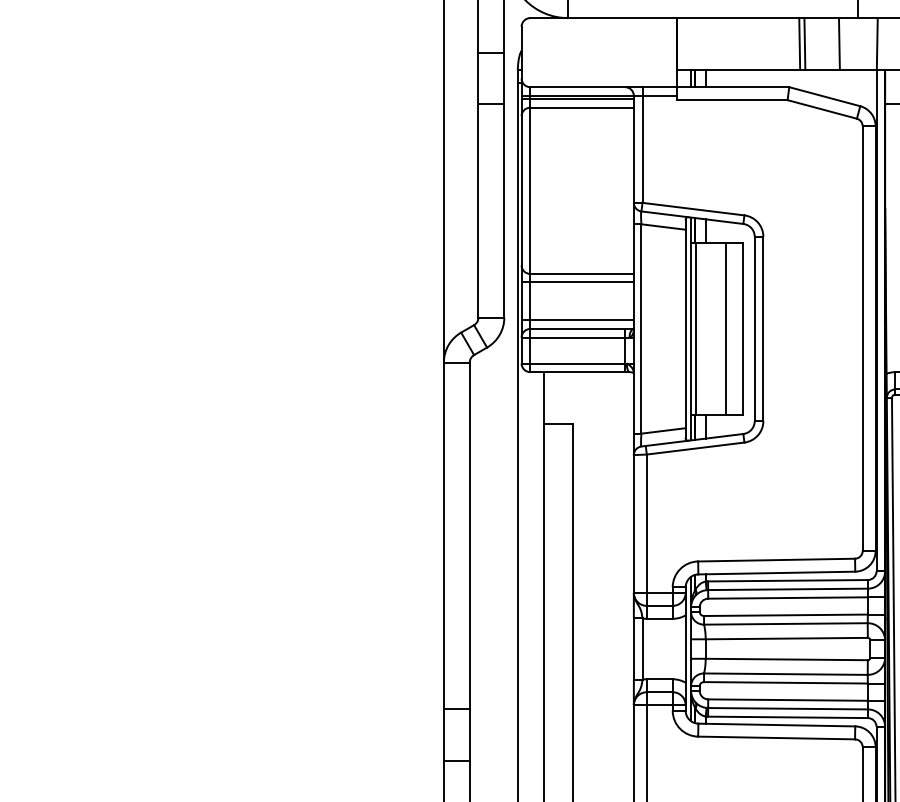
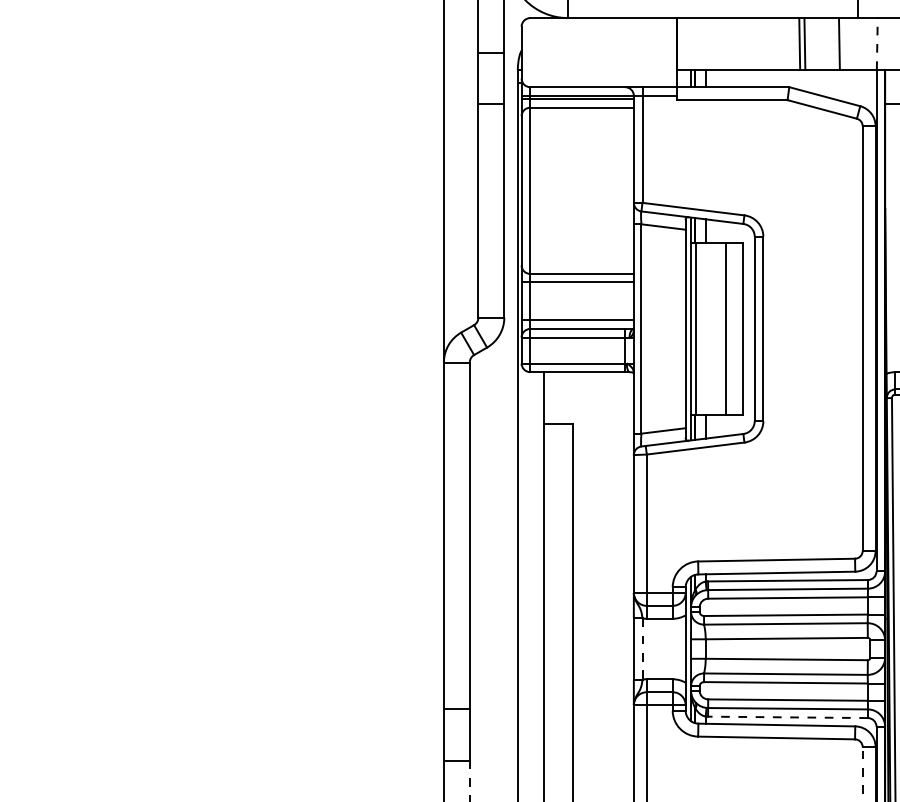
line: solid -> dashed (877, 44)
line: solid -> dashed (642, 649)
line: solid -> dashed (788, 717)
line: solid -> dashed (862, 774)
line: solid -> dashed (469, 781)
